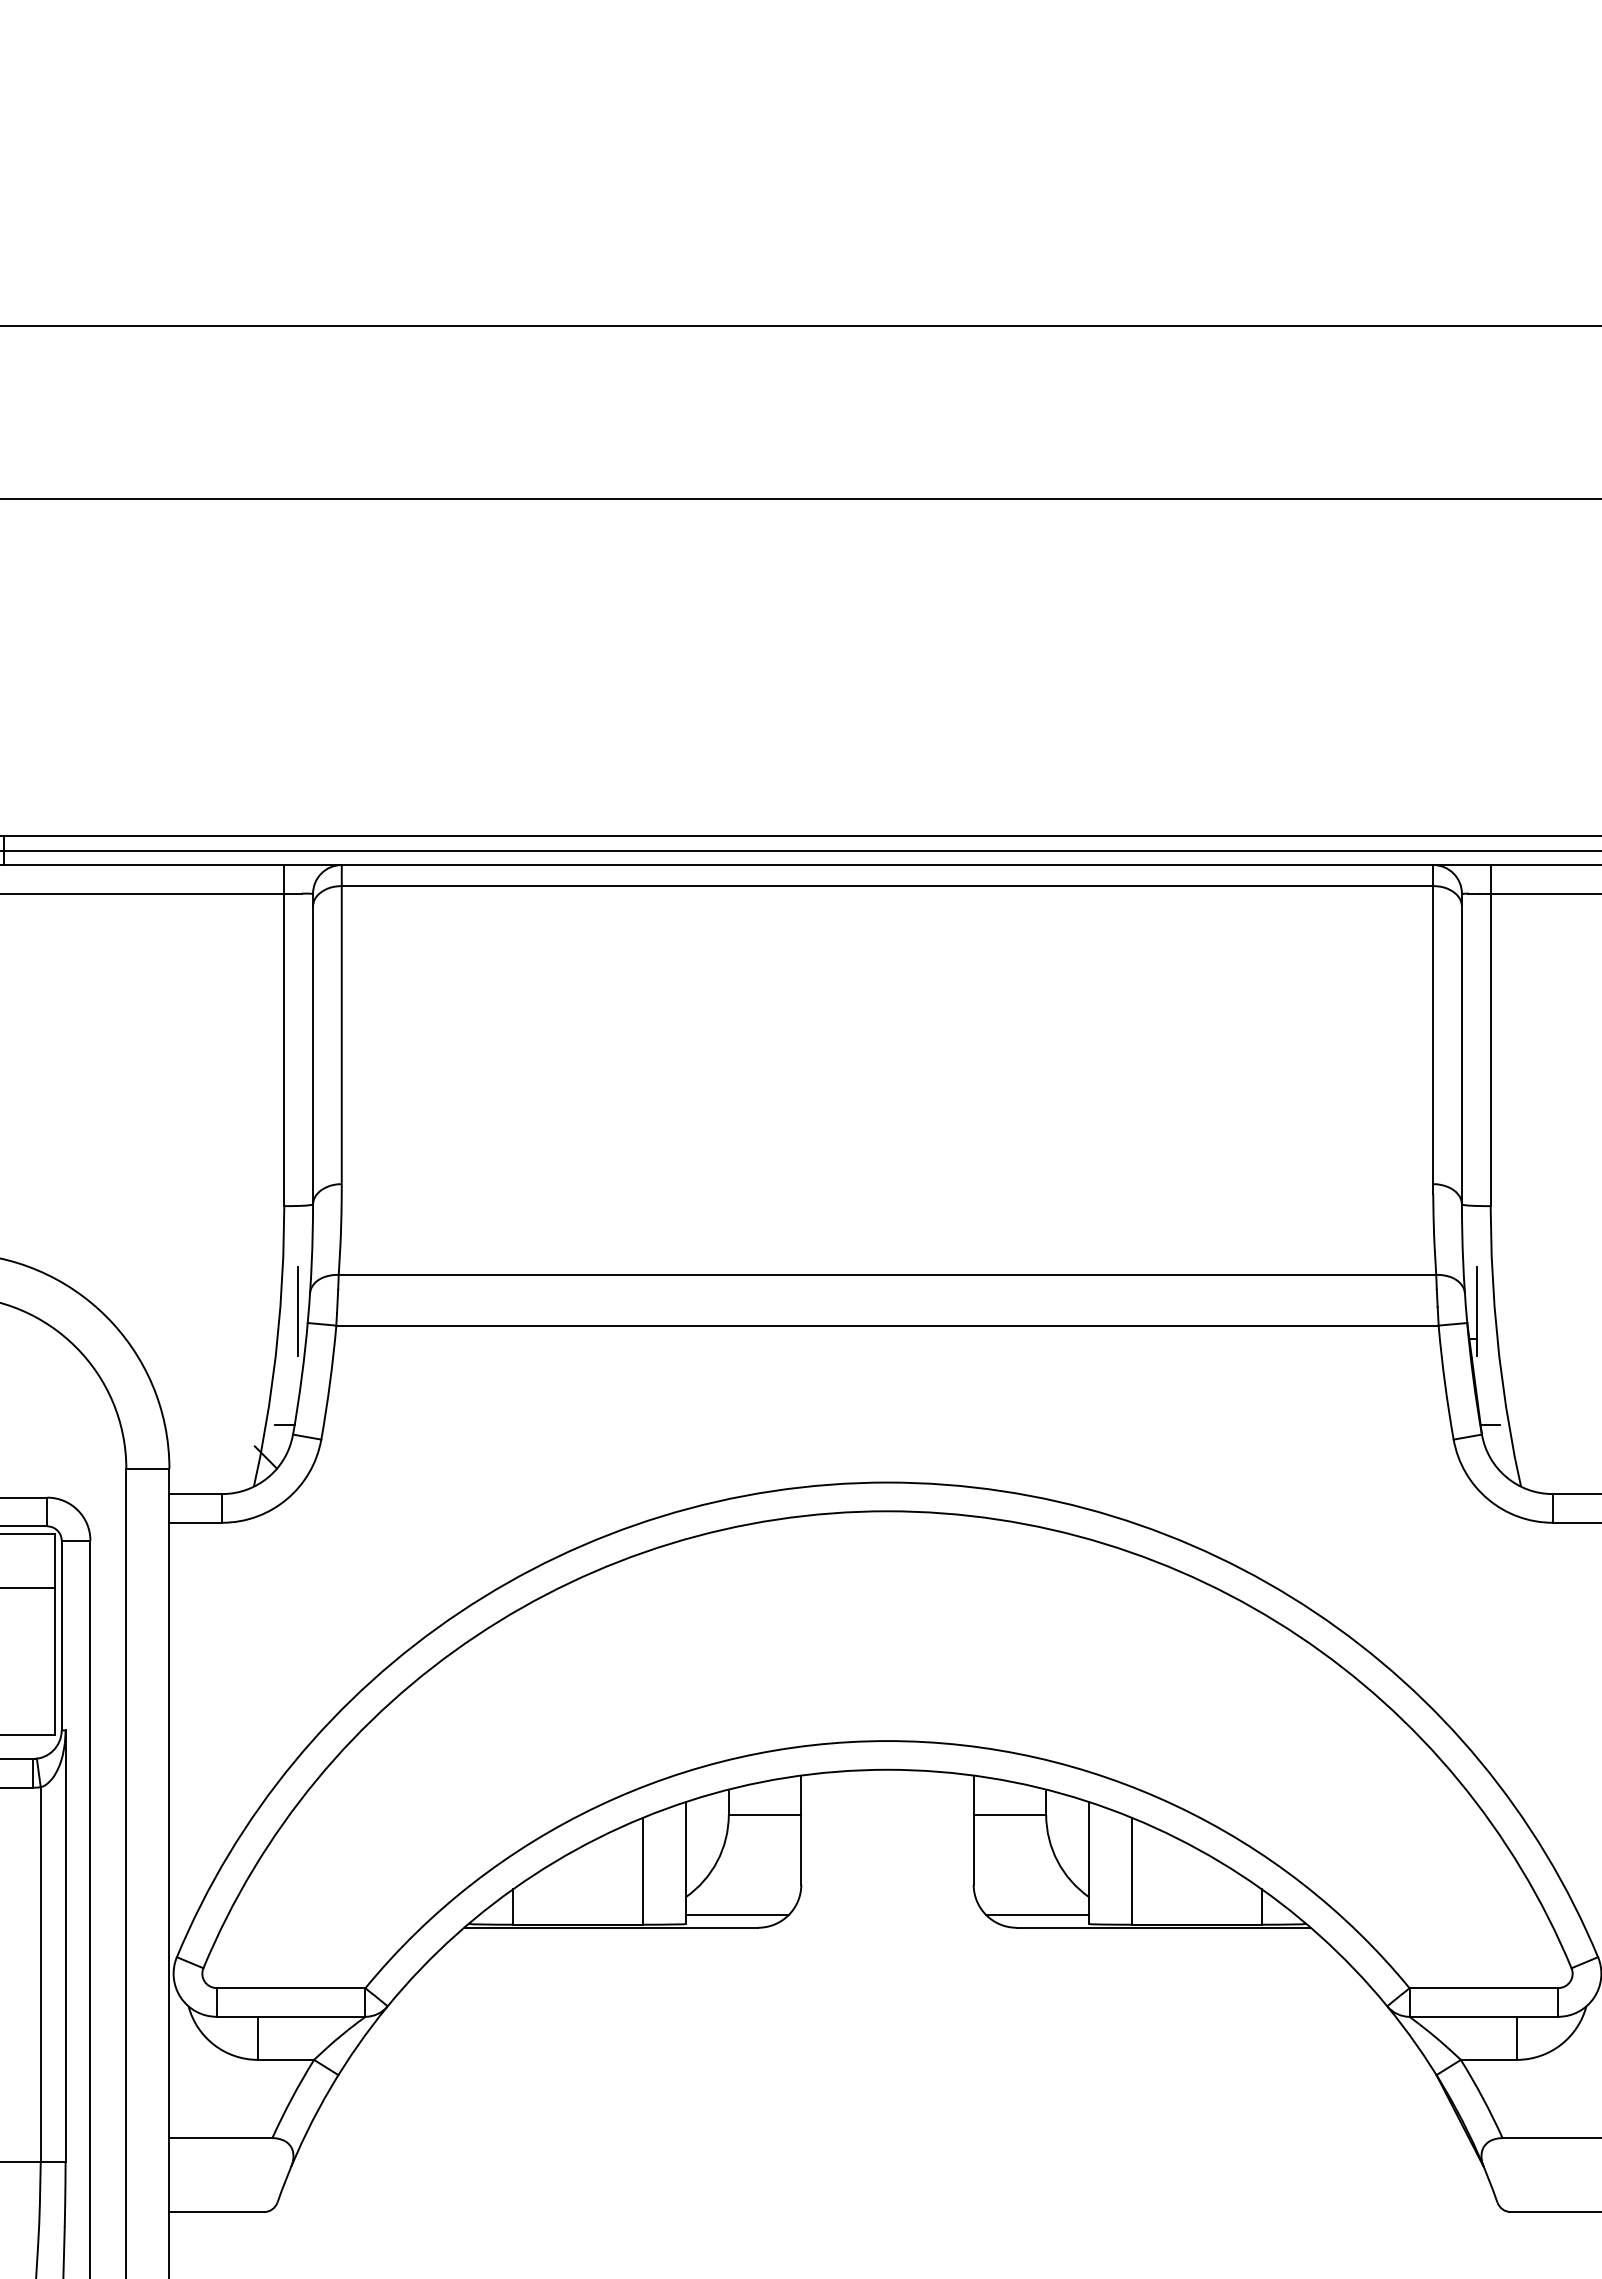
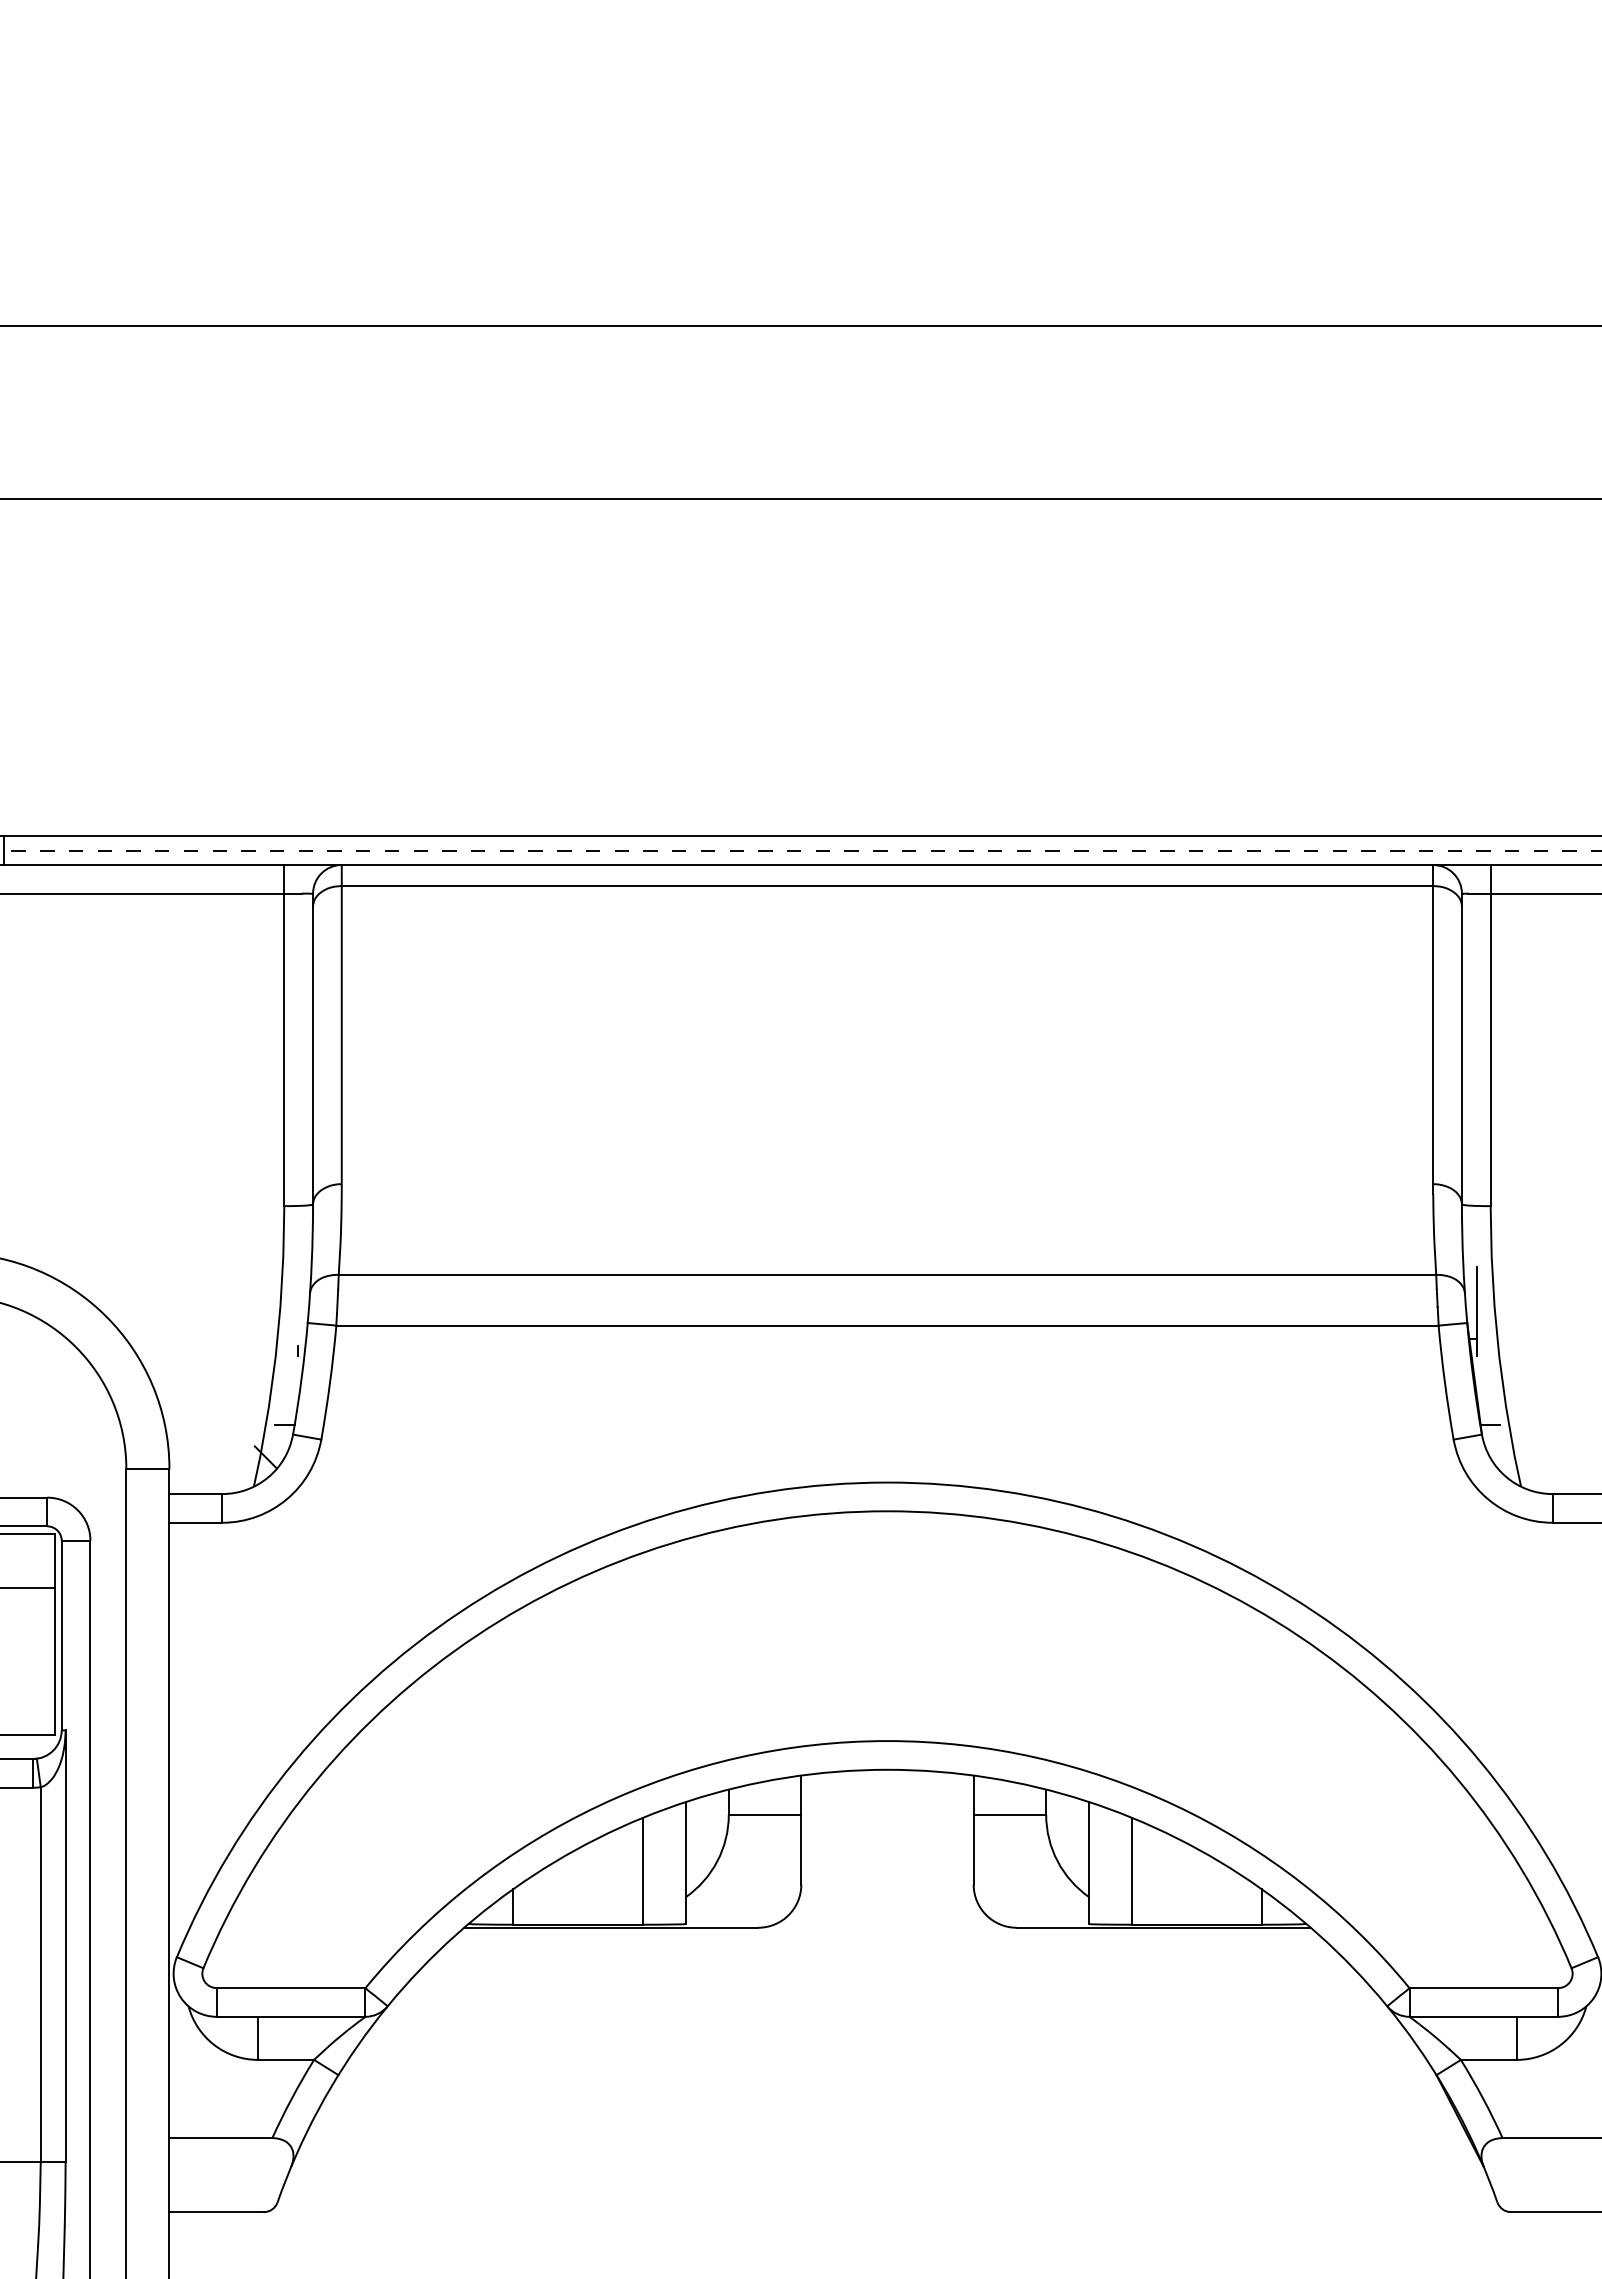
line: solid -> dashed (801, 850)
line: present -> none (297, 1305)
line: present -> none (736, 1915)
line: present -> none (1037, 1915)
